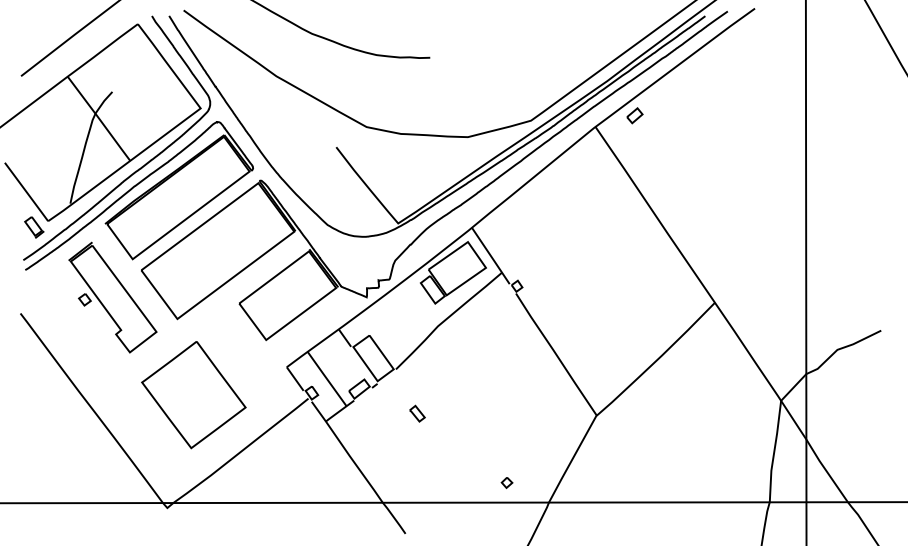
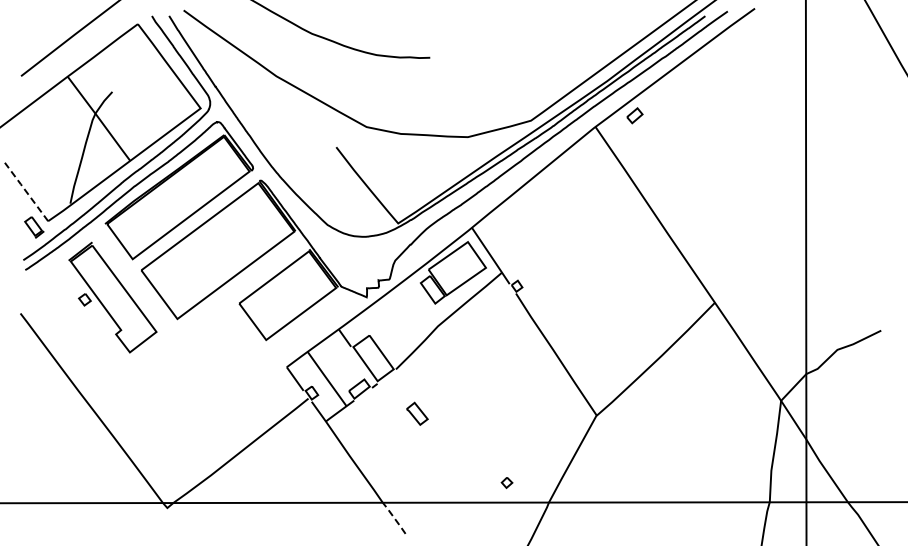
line: solid -> dashed (26, 191)
part: present -> none (193, 395)
part size: 17x19 px -> 23x25 px (417, 413)
line: solid -> dashed (394, 517)
